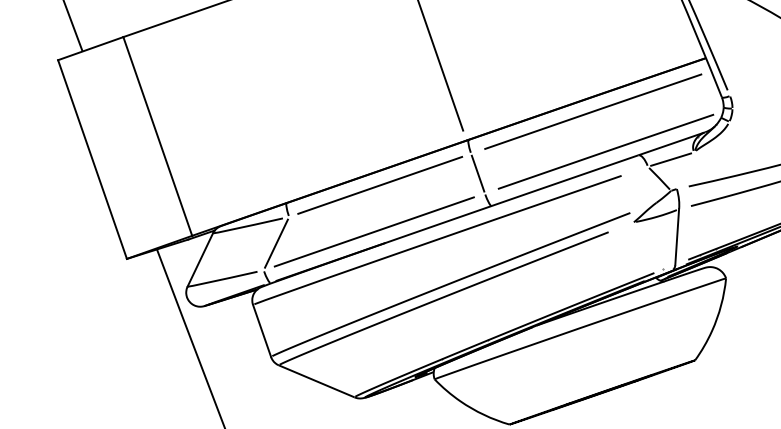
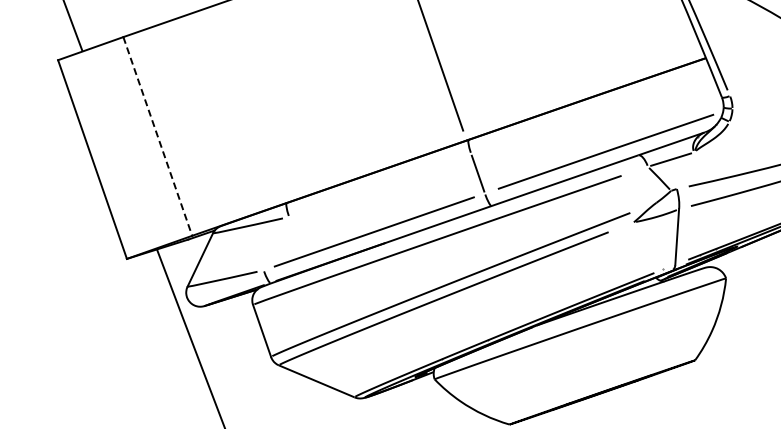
line: present -> none (593, 111)
line: solid -> dashed (157, 136)
line: present -> none (380, 184)
line: present -> none (276, 243)
